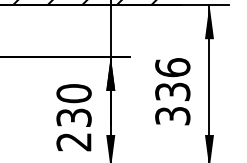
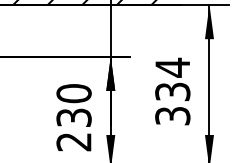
text: 336 -> 334 (172, 67)
